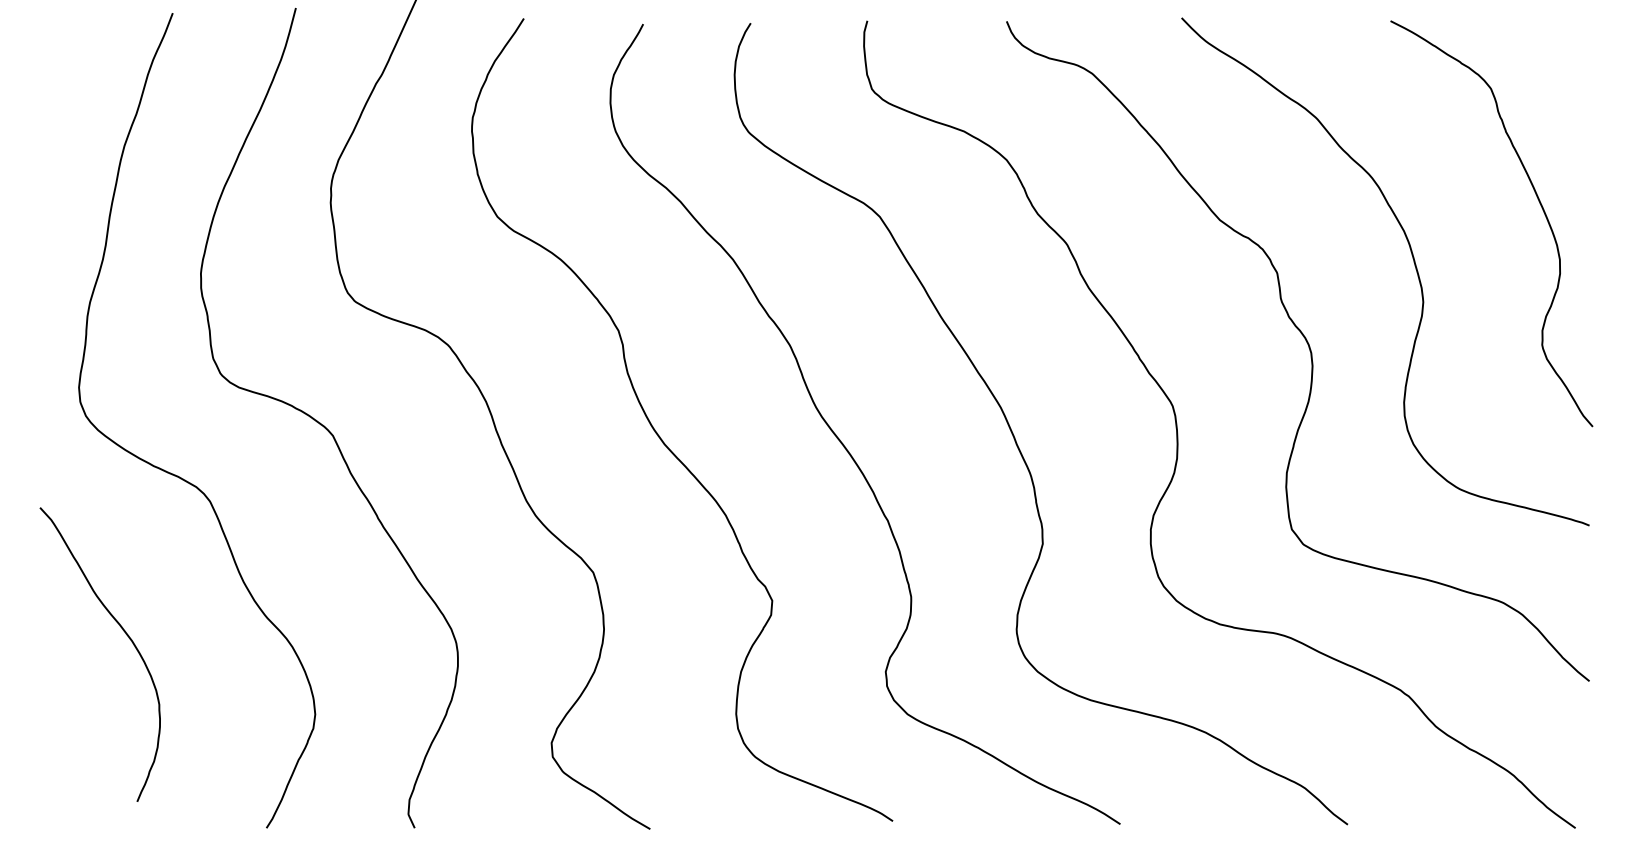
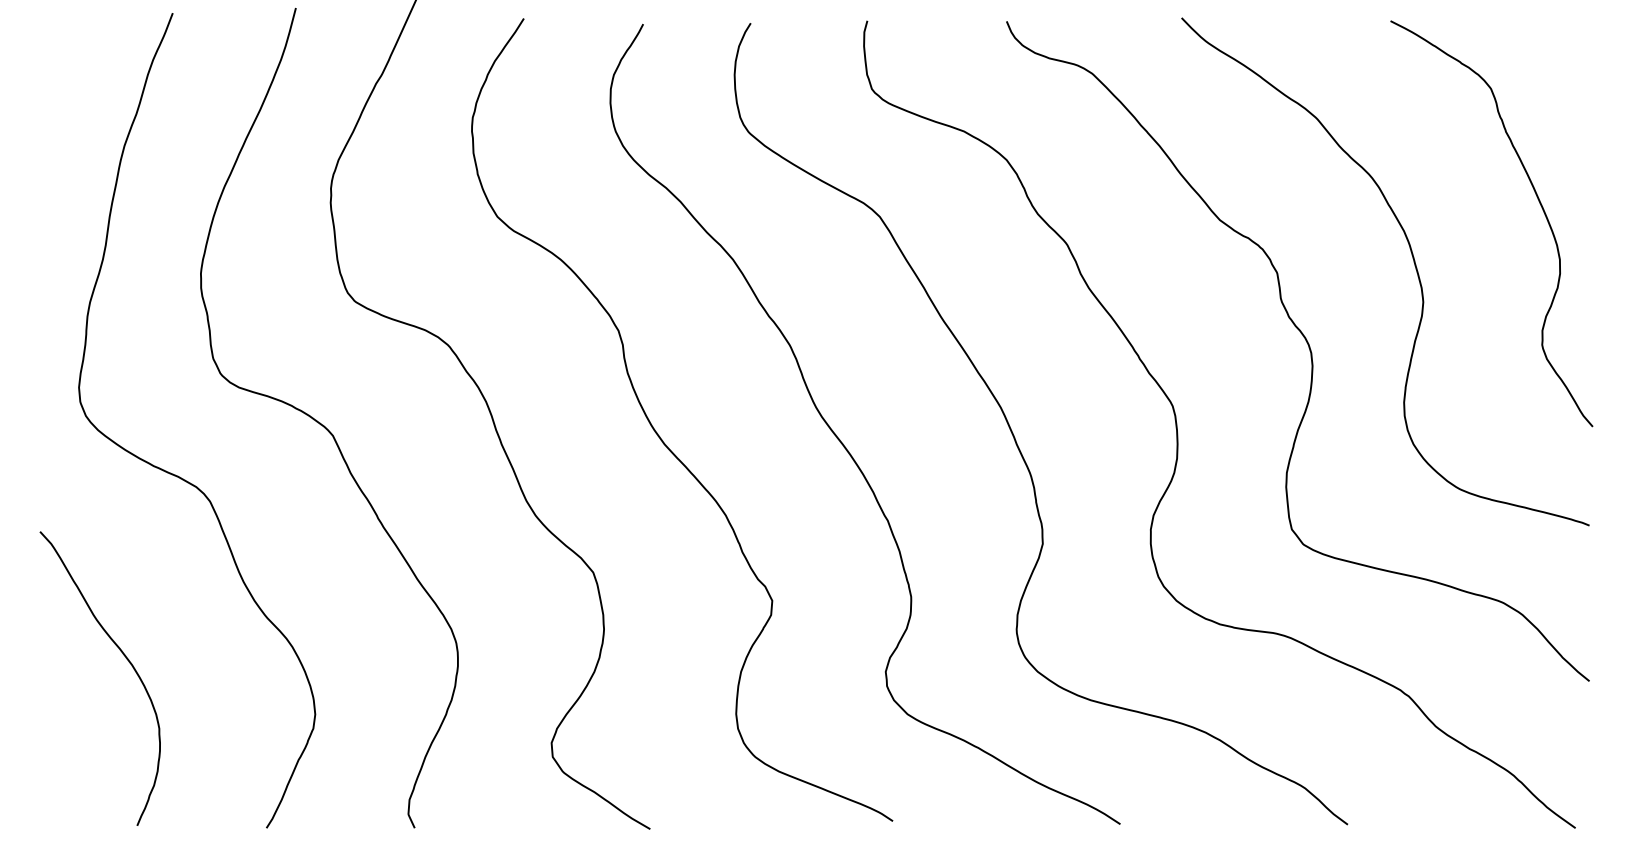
curve position: (125, 634) -> (125, 658) (125, 658)
